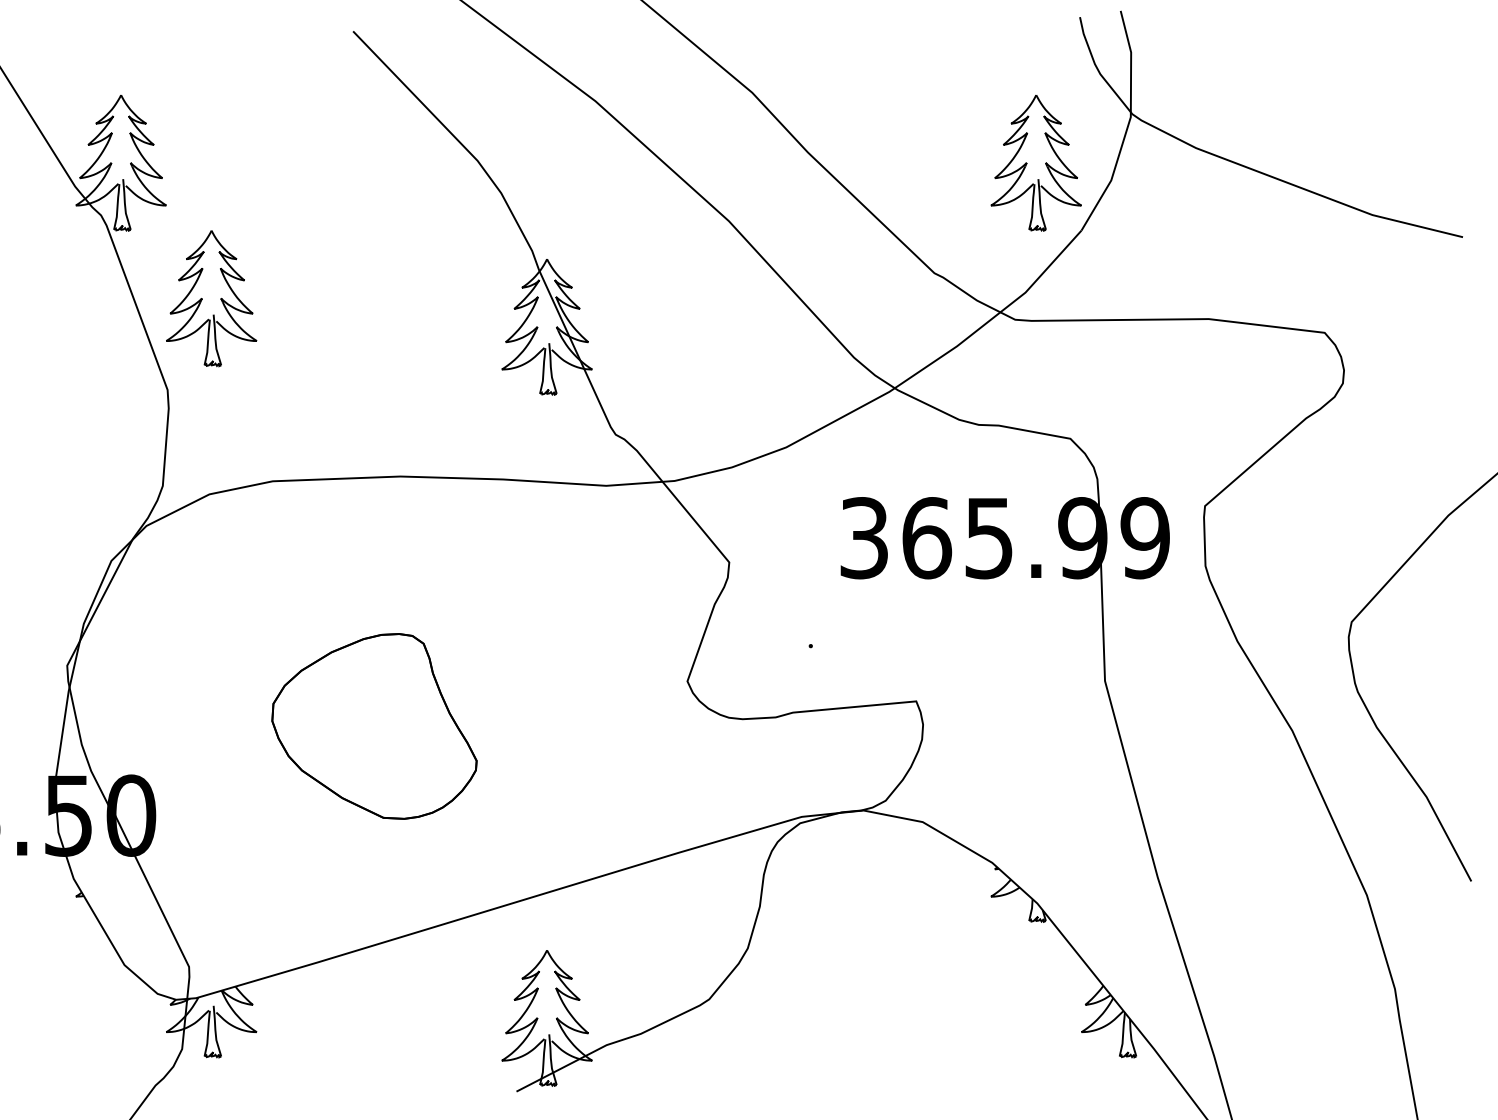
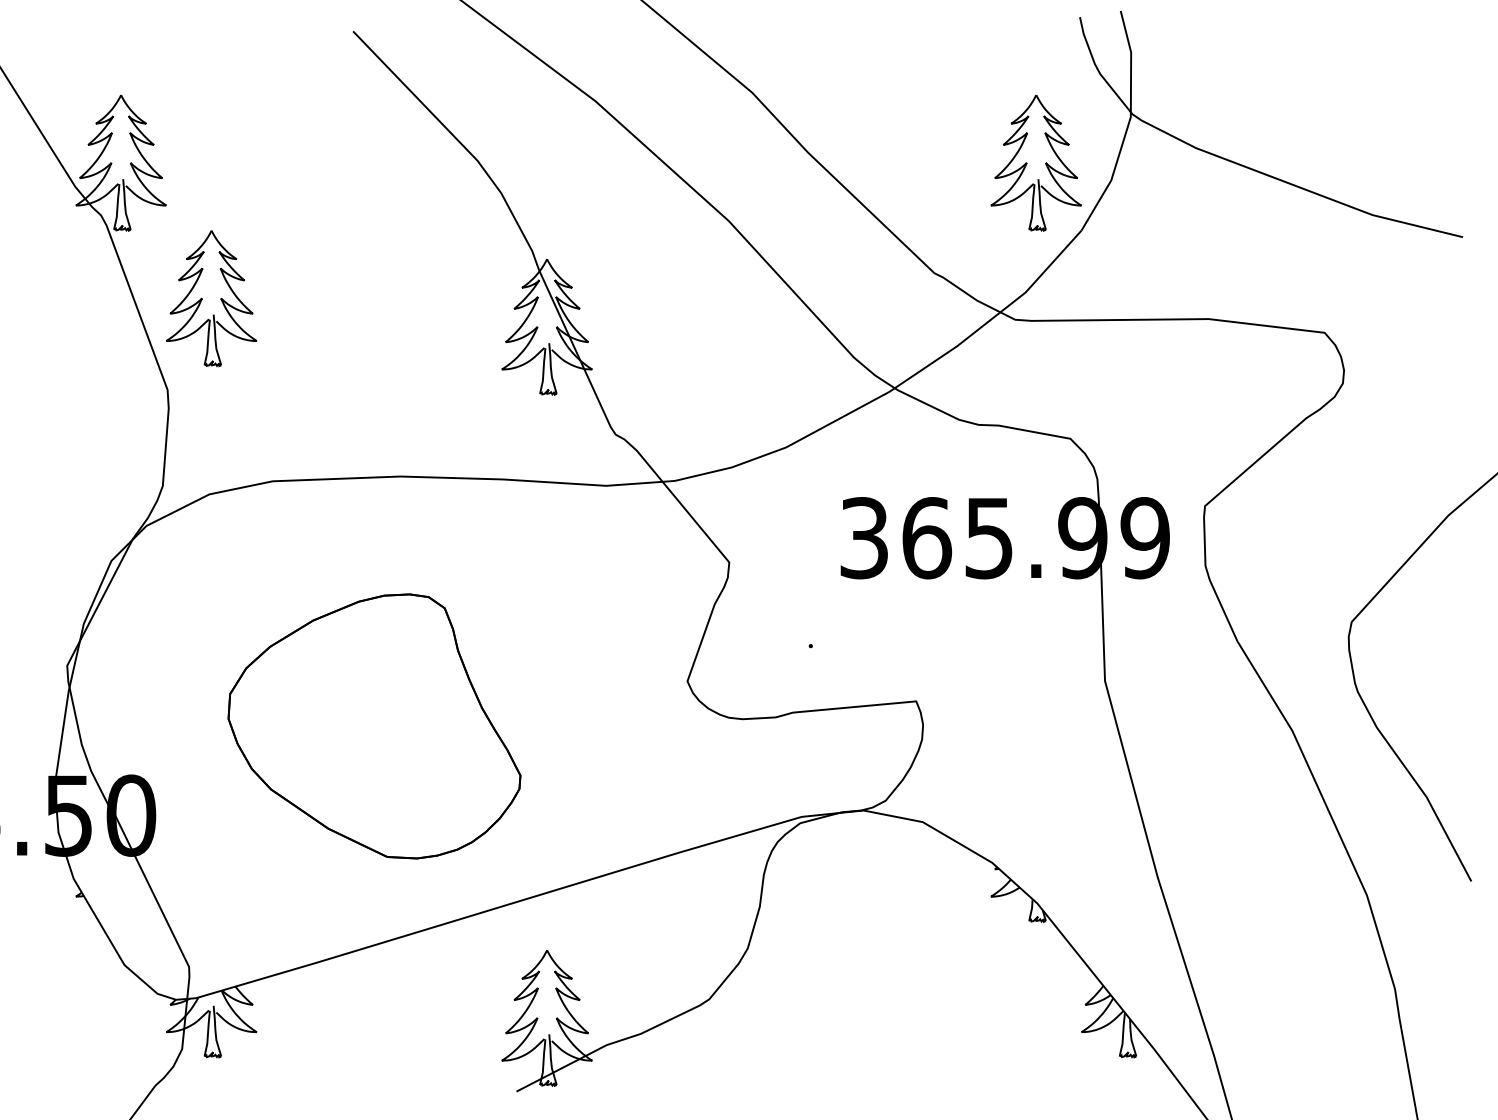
part size: 207x187 px -> 295x267 px (374, 726)
